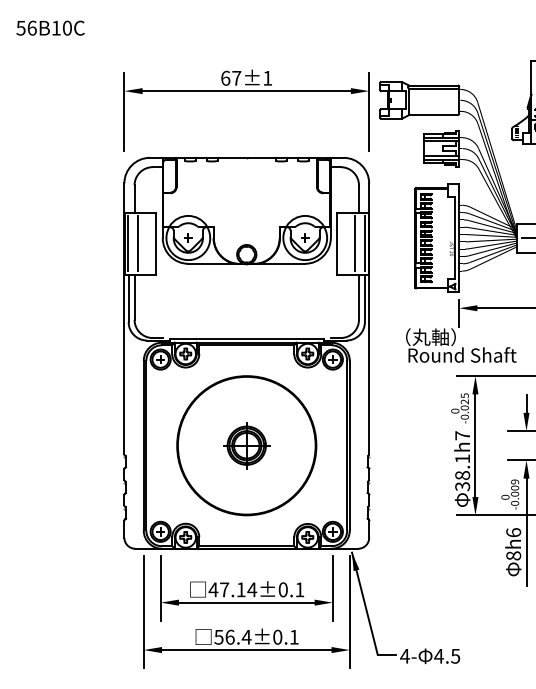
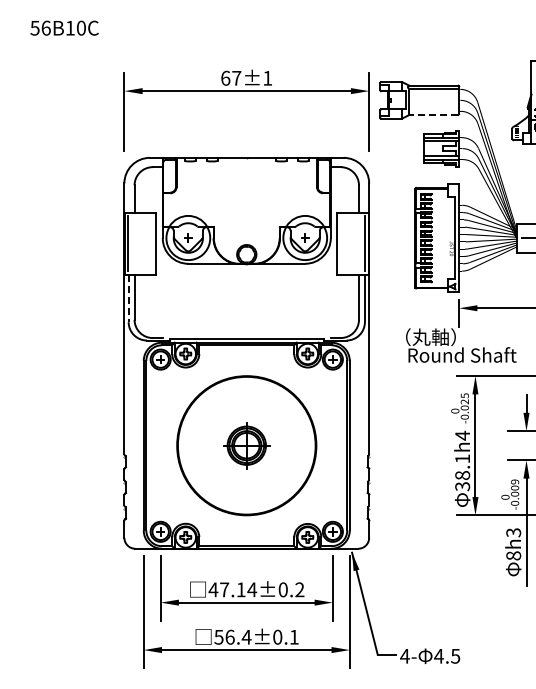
text position: (50, 27) -> (64, 27) (64, 27)
line: solid -> dashed (433, 114)
line: present -> none (138, 243)
line: present -> none (355, 243)
line: solid -> dashed (128, 298)
text: 38.1h7 -> 38.1h4 (462, 435)
text: 8h6 -> 8h3 (513, 532)
text: 47.14±0.1 -> 47.14±0.2 (299, 589)
